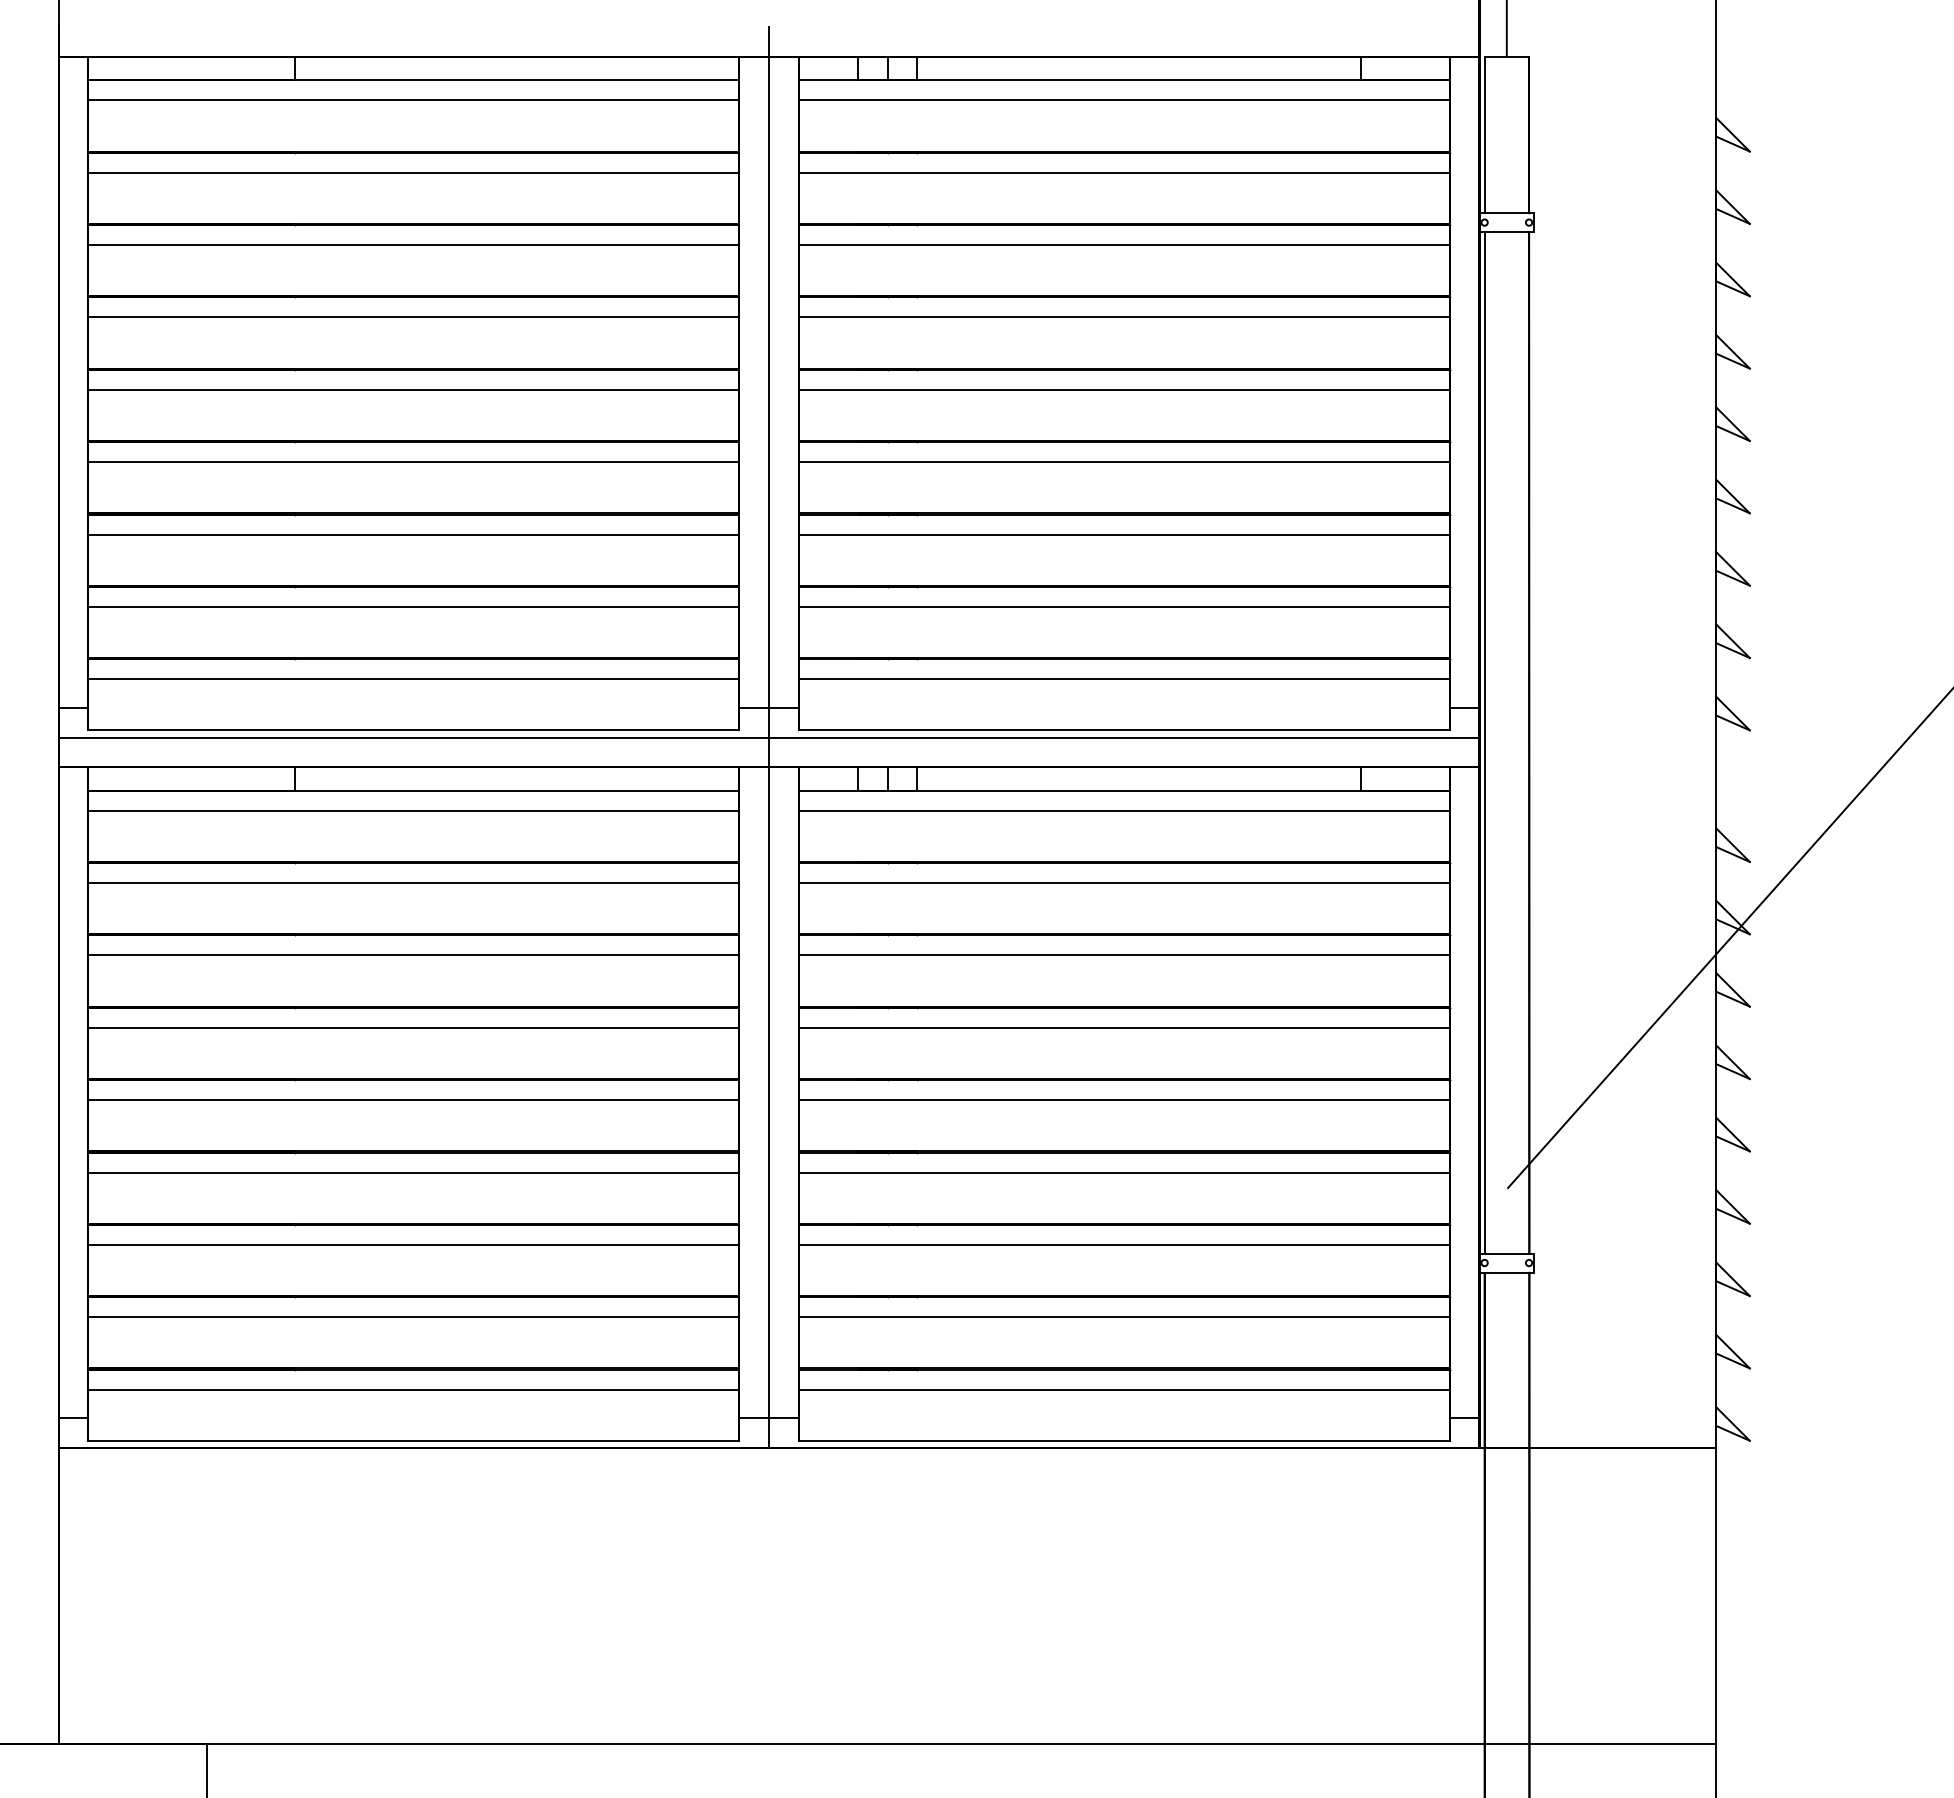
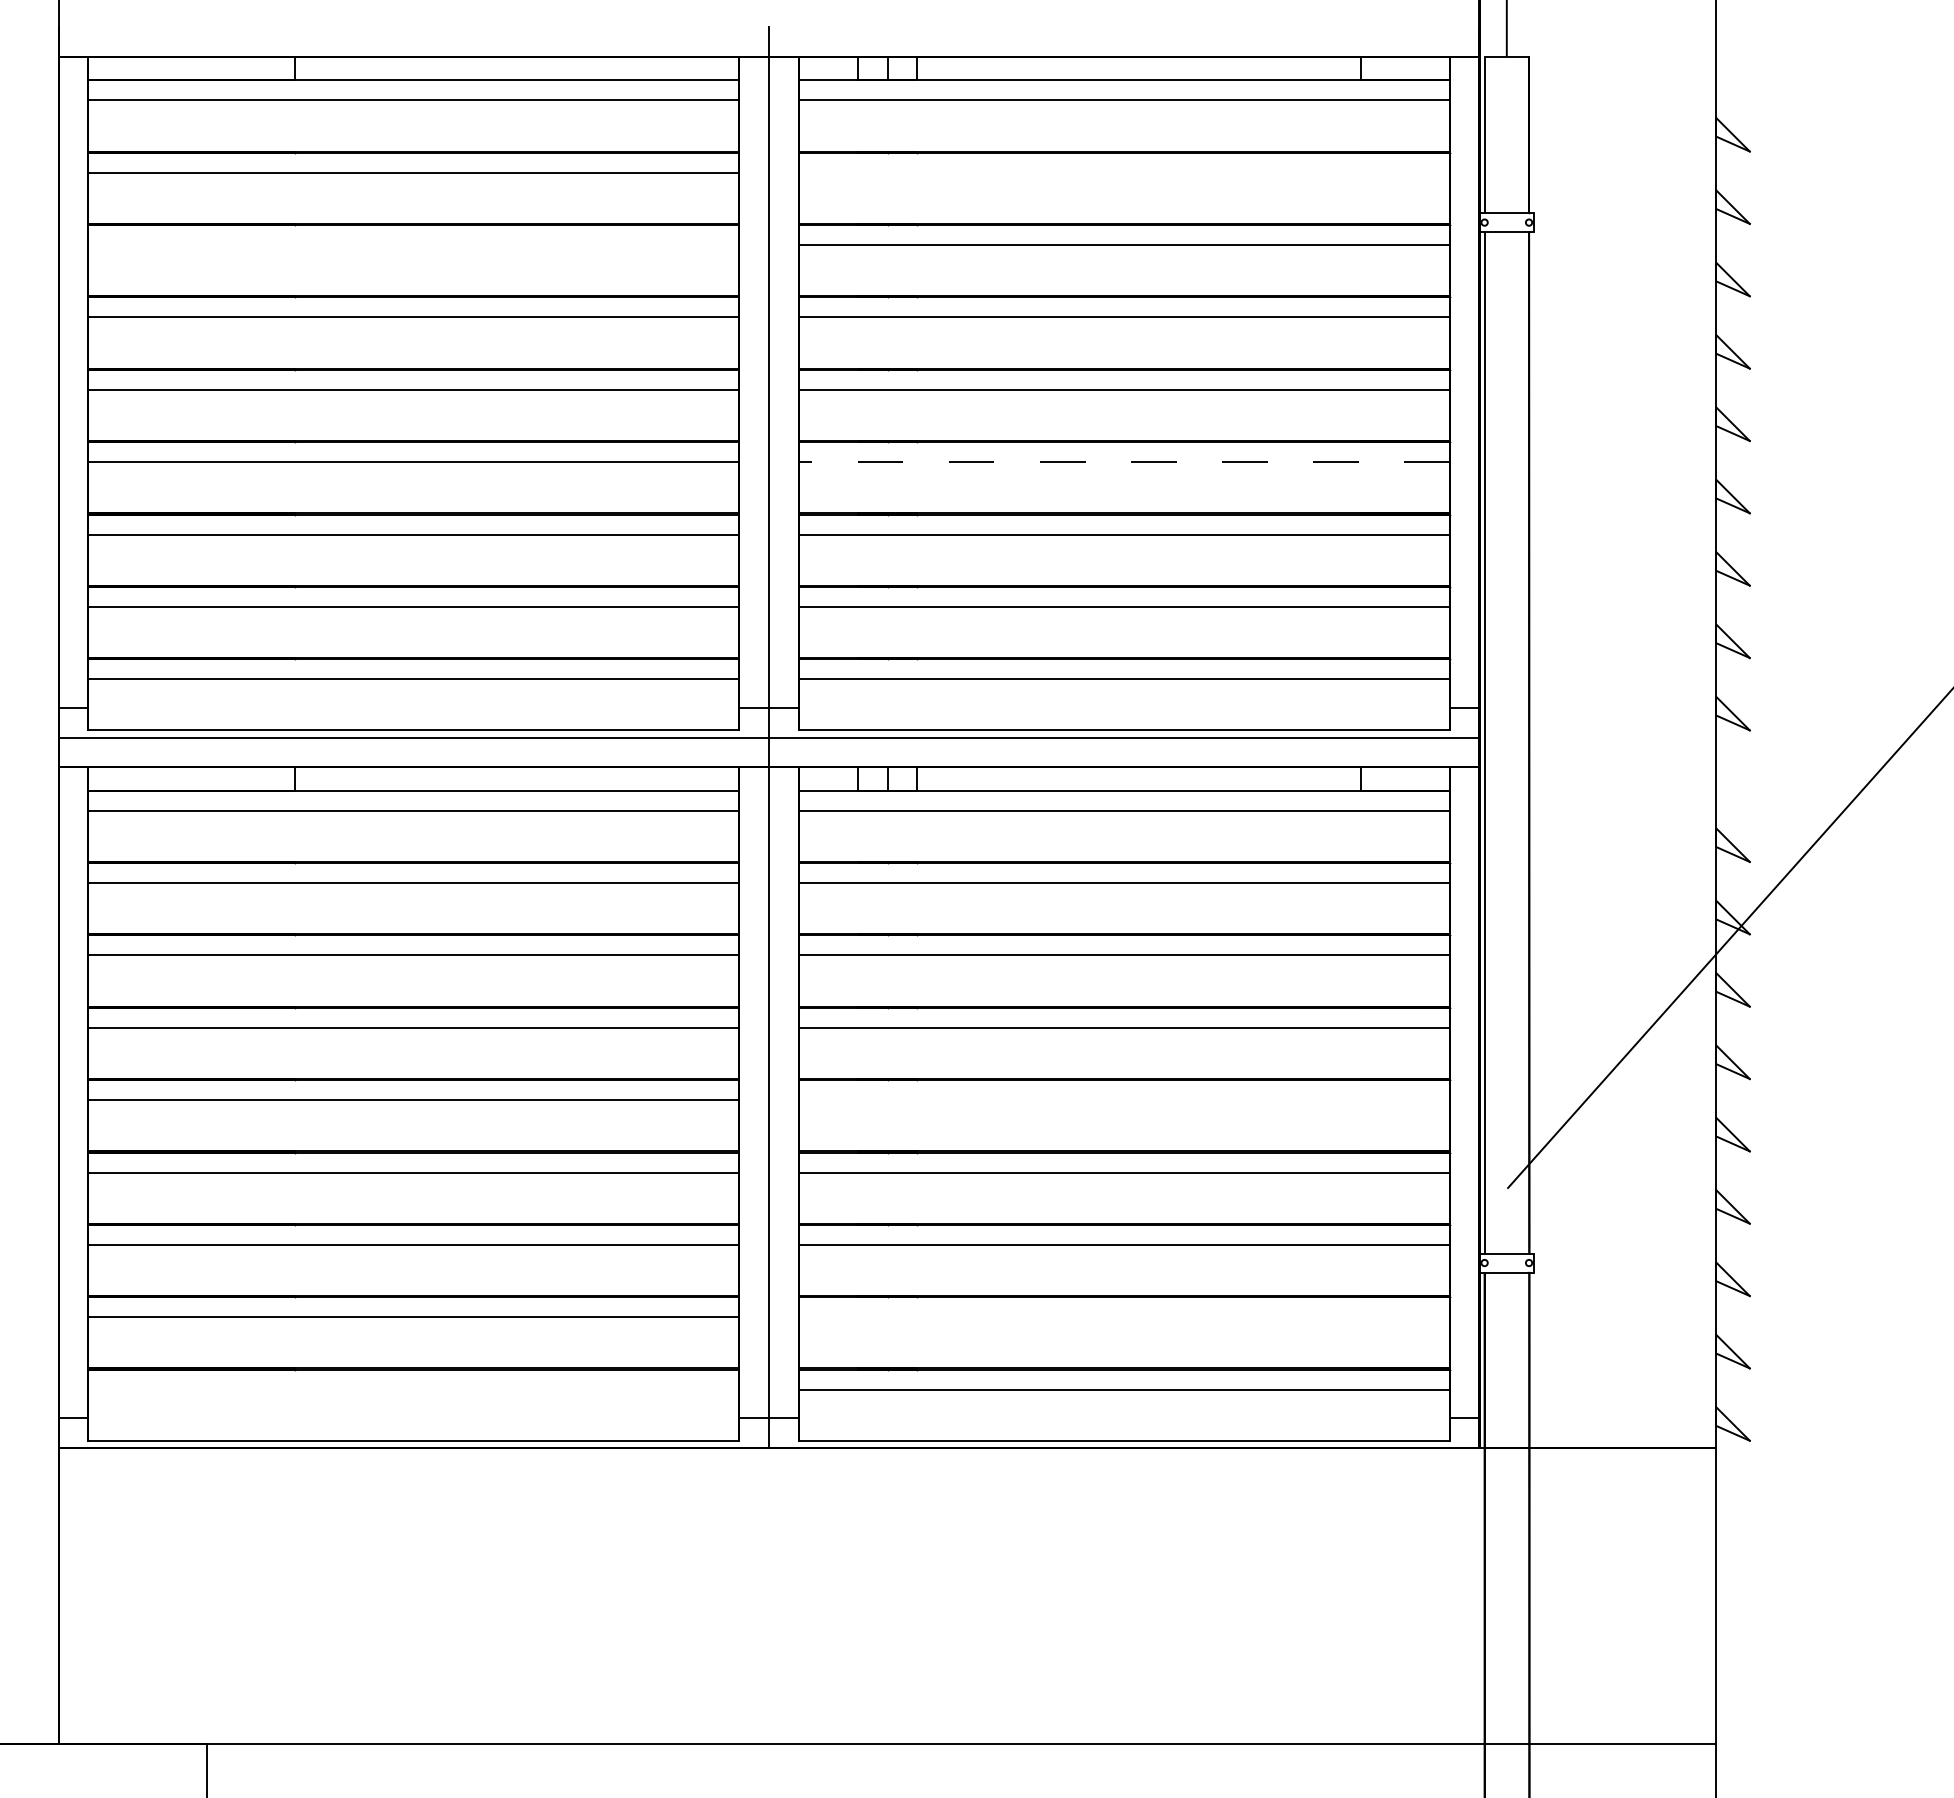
line: present -> none (1123, 172)
line: present -> none (413, 245)
line: solid -> dashed (1124, 462)
line: present -> none (1123, 1100)
line: present -> none (1123, 1317)
line: present -> none (413, 1389)
